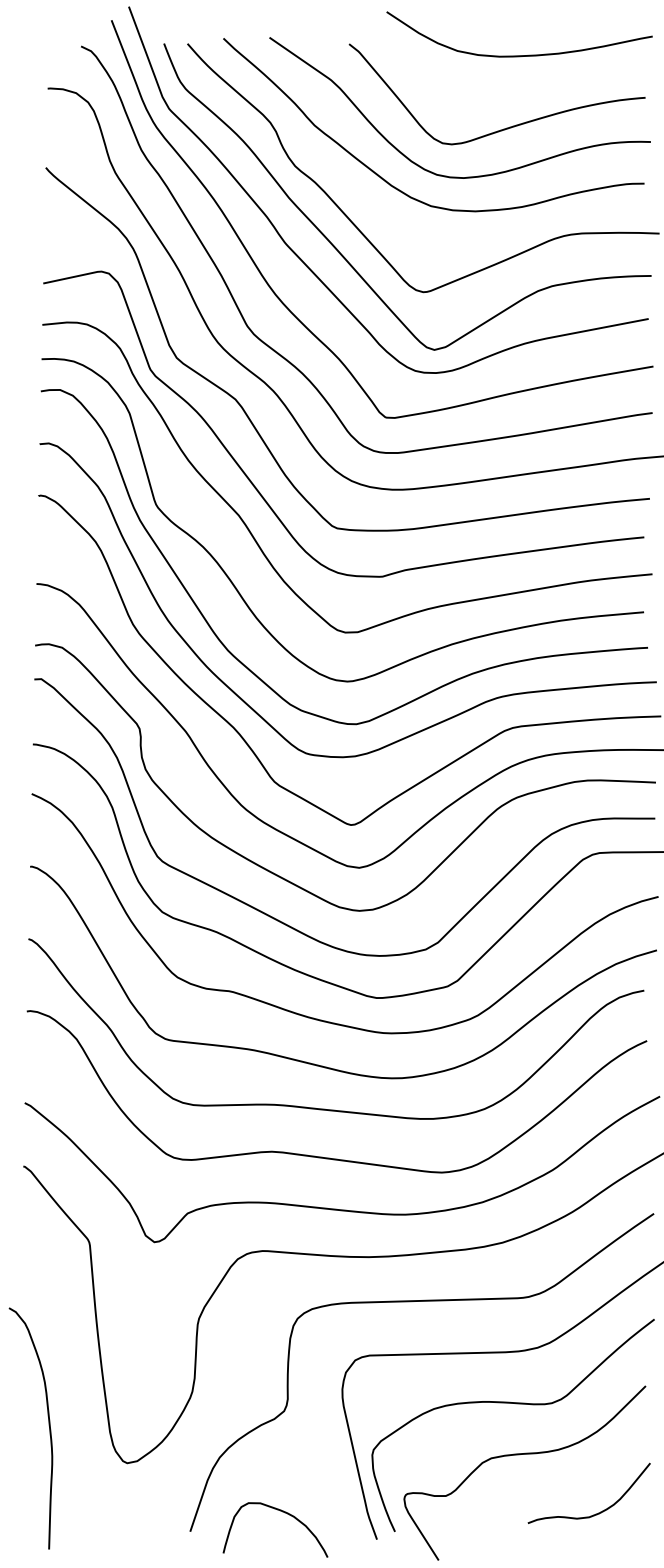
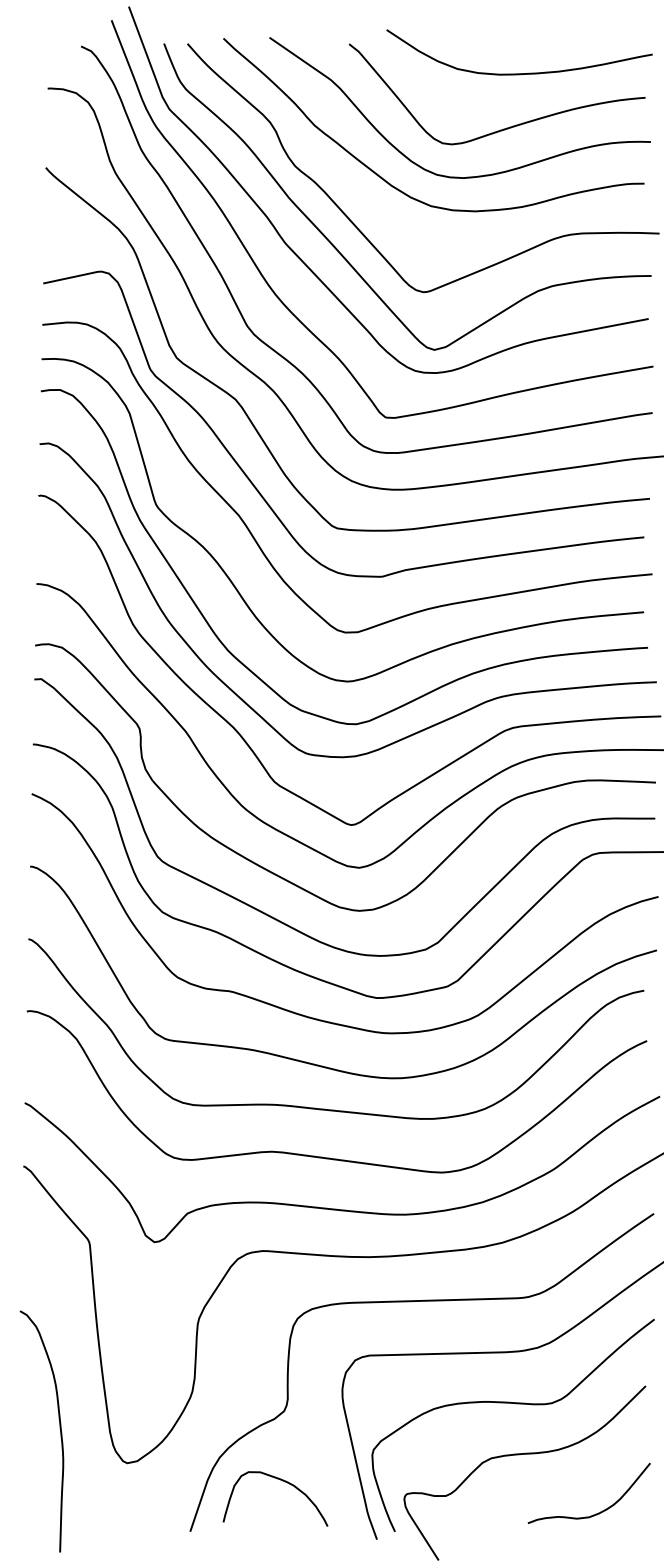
curve position: (519, 55) -> (519, 73) (519, 73)
curve position: (48, 1425) -> (59, 1428) (59, 1428)
curve position: (282, 1512) -> (282, 1481) (282, 1481)
